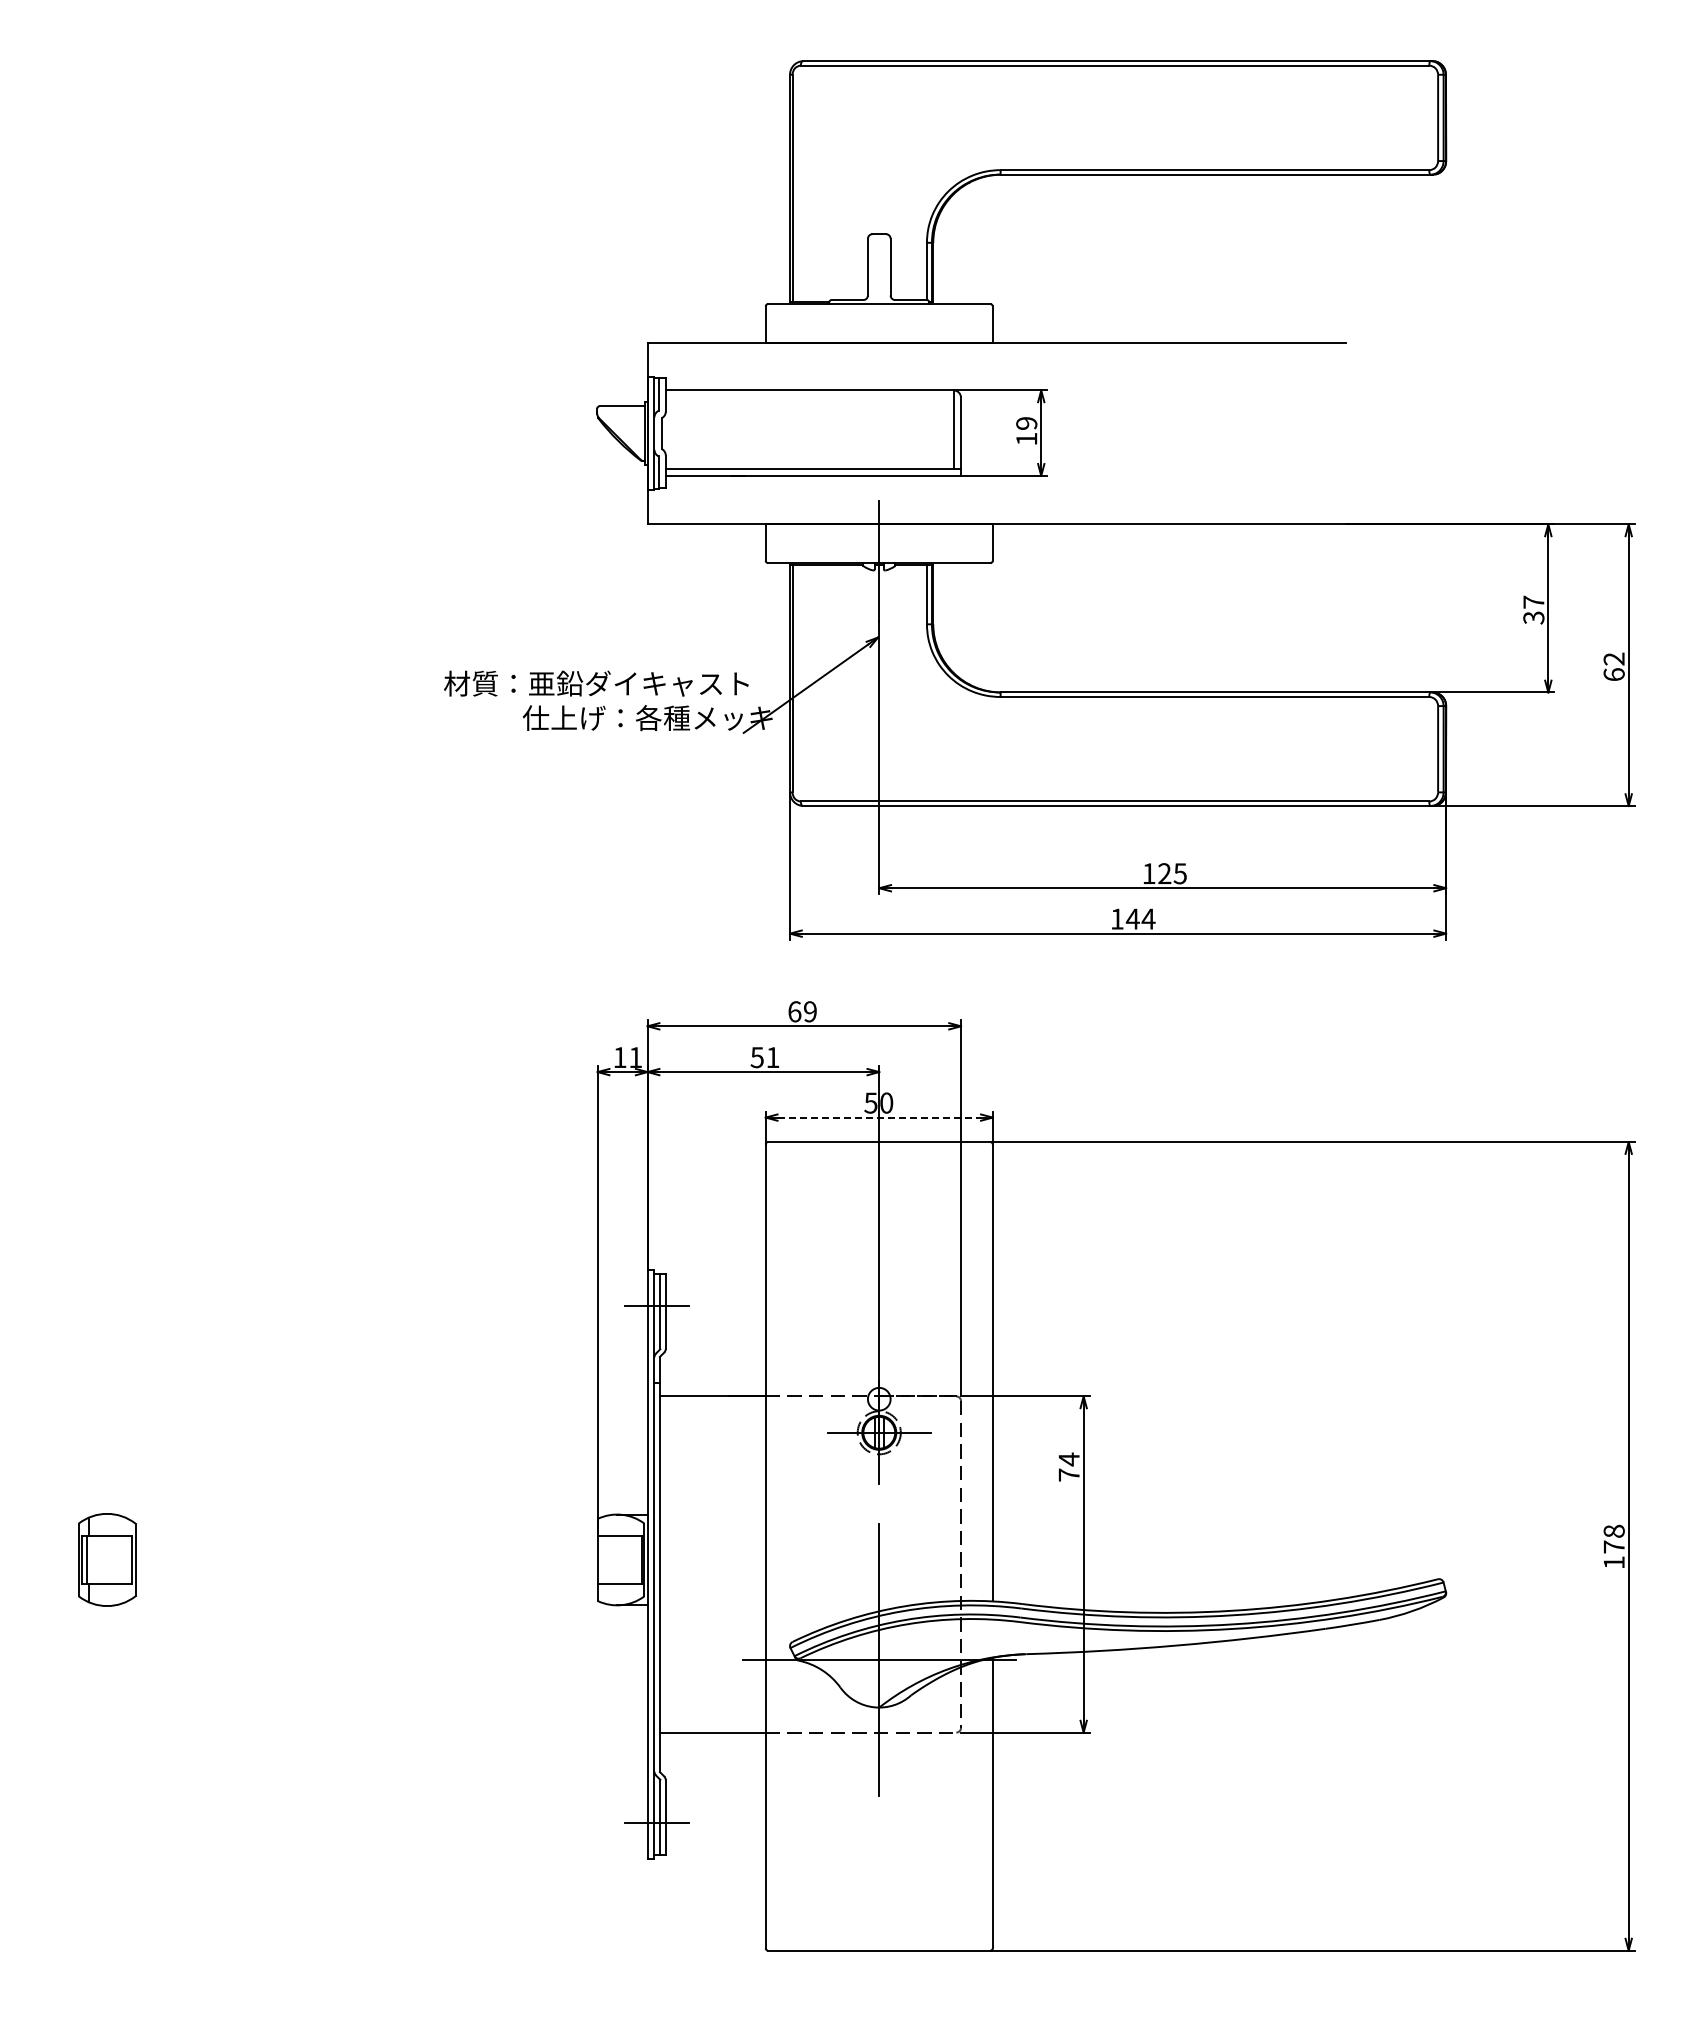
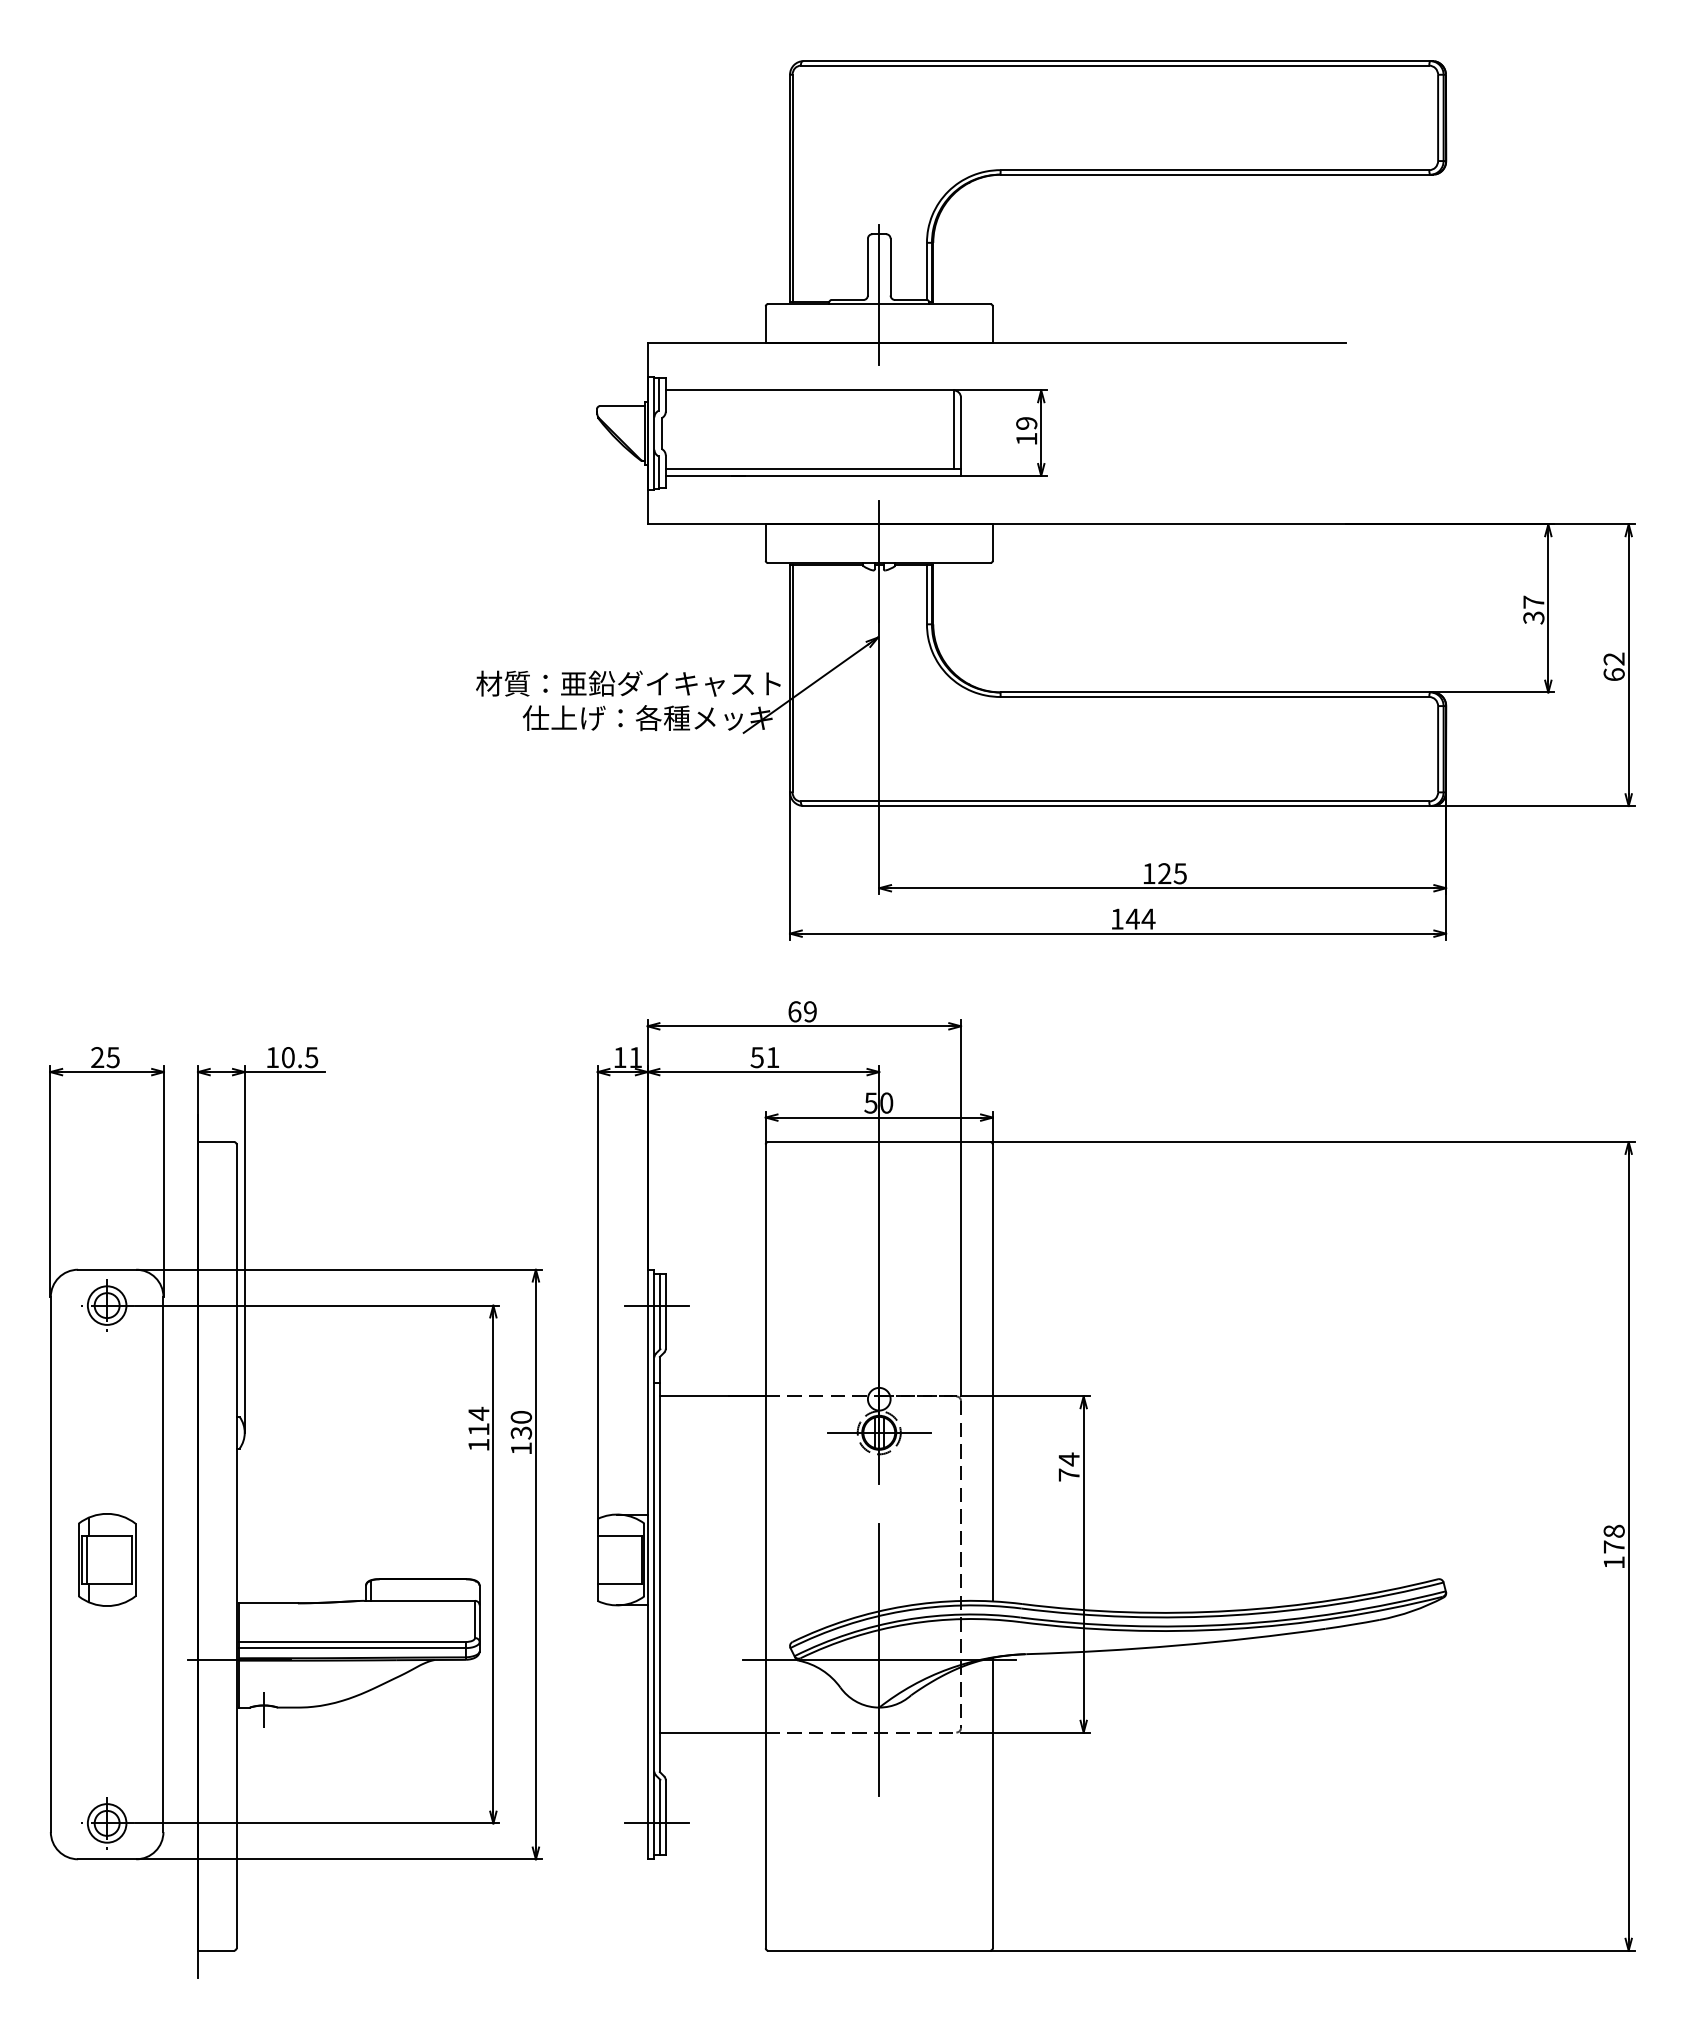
line: none -> present (879, 295)
text position: (596, 683) -> (628, 683) (628, 683)
line: dashed -> solid (879, 1117)
part: none -> present (295, 1512)
